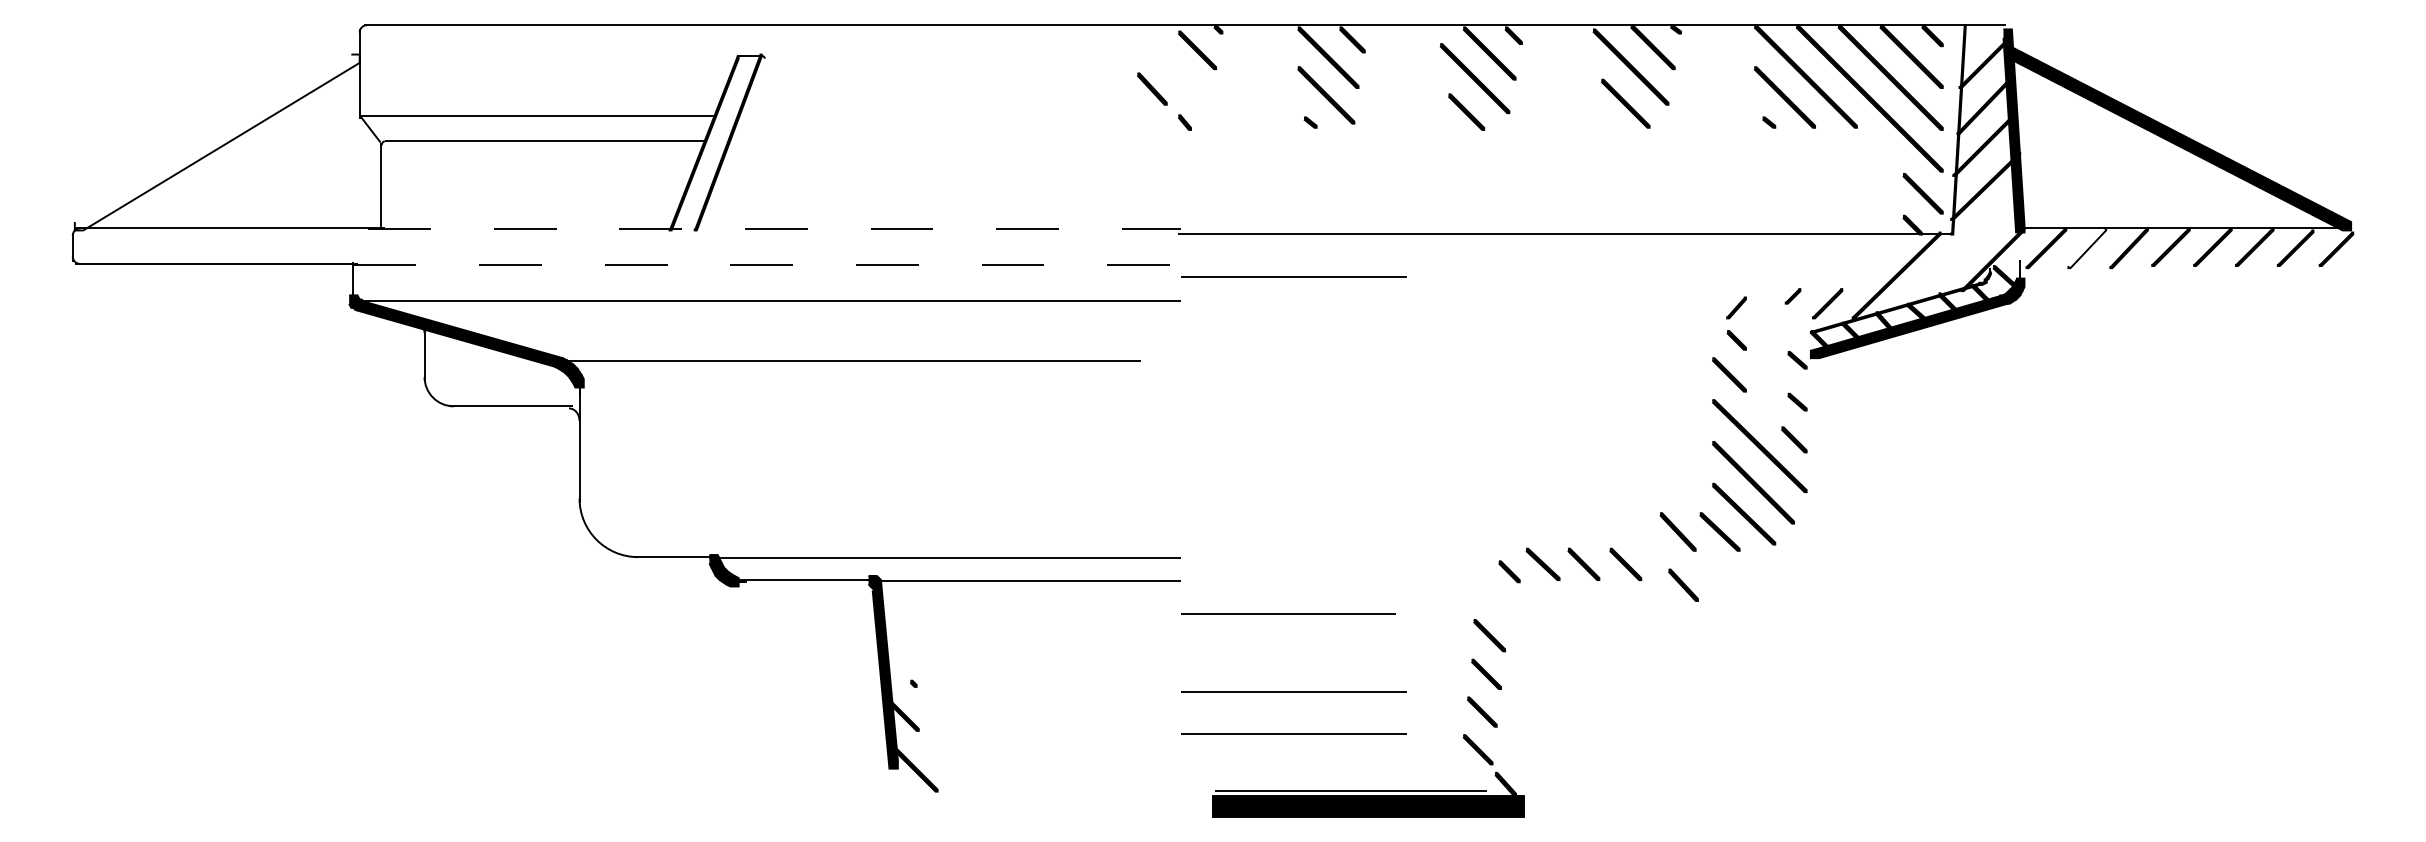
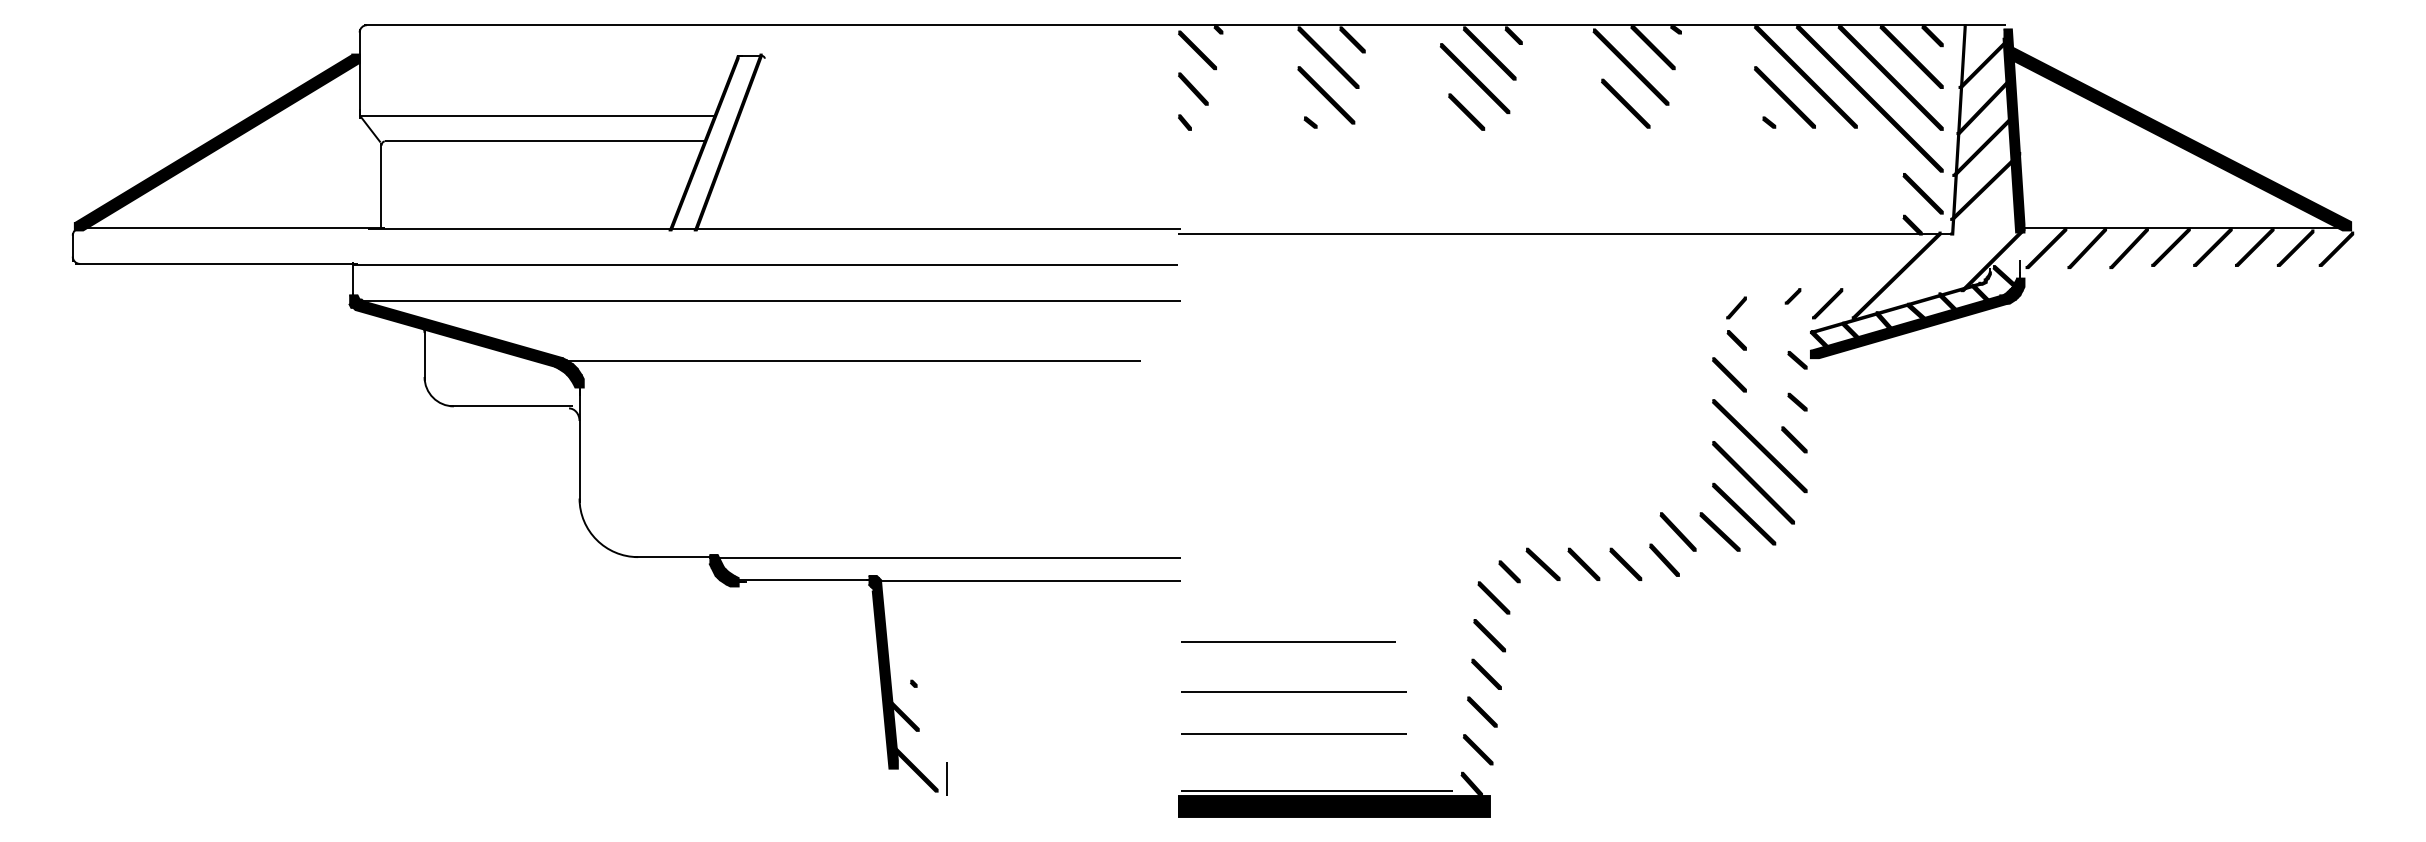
part position: (1152, 88) -> (1193, 88) (1193, 88)
fill: none -> present (216, 142)
line: dashed -> solid (774, 229)
fill: none -> present (2087, 248)
line: dashed -> solid (765, 265)
line: present -> none (1293, 276)
part position: (1683, 584) -> (1664, 559) (1664, 559)
part: none -> present (1493, 597)
line position: (1288, 613) -> (1288, 641) (1288, 641)
line: none -> present (946, 778)
part position: (1368, 794) -> (1334, 794) (1334, 794)
